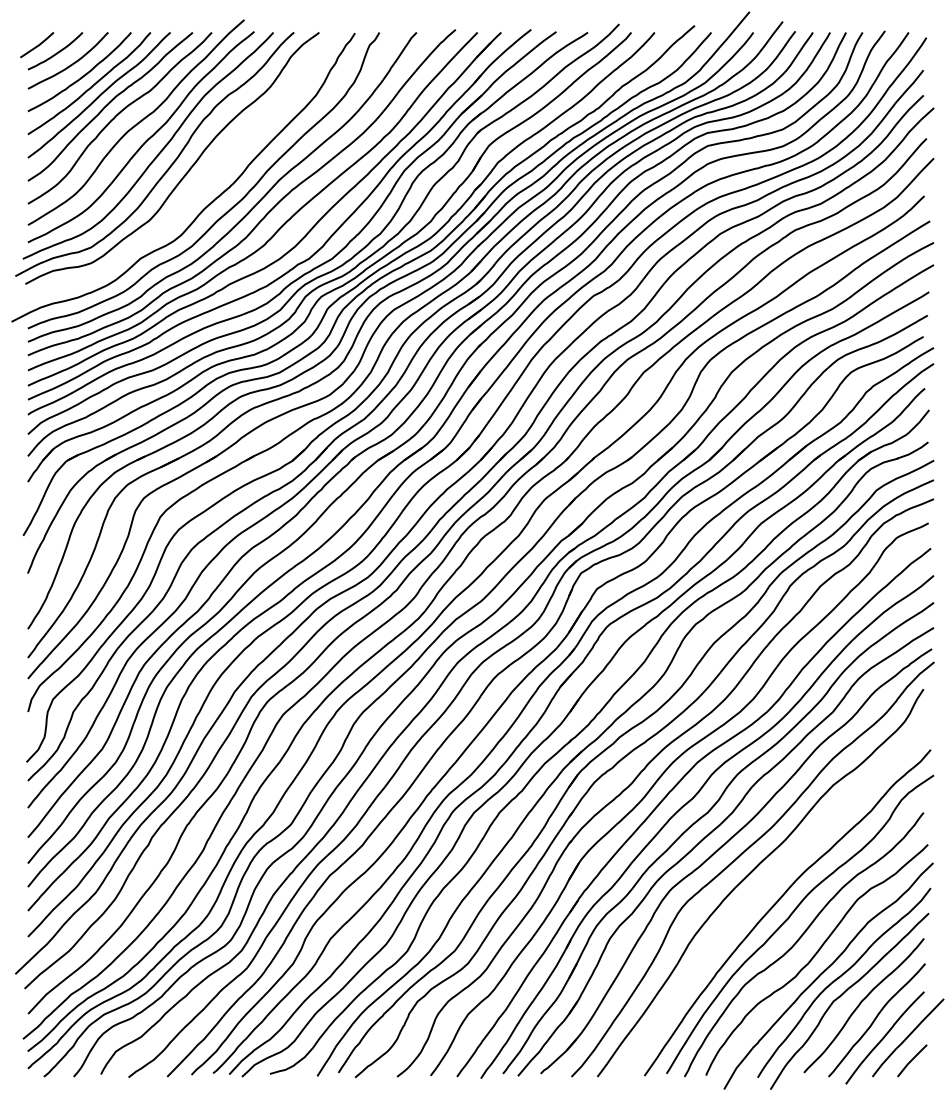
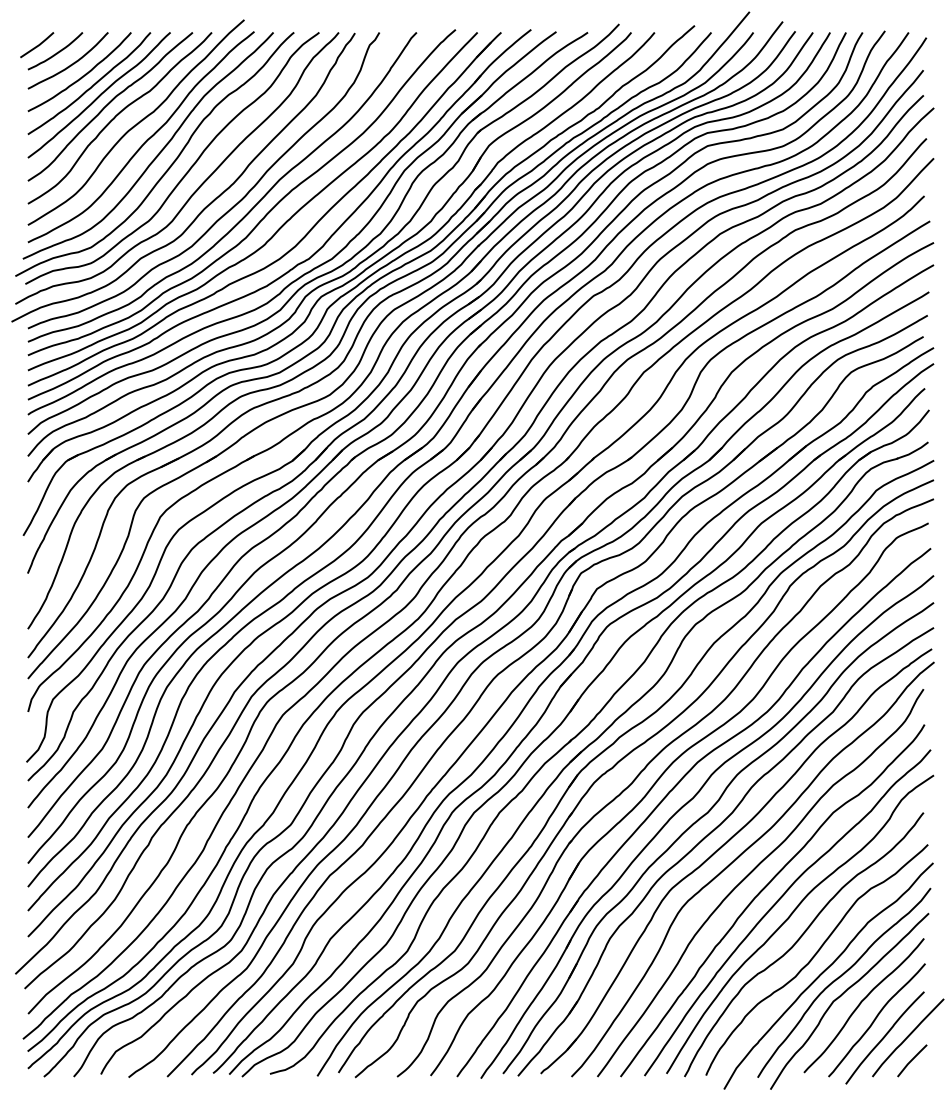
curve: none -> present (199, 185)
curve: none -> present (763, 890)
